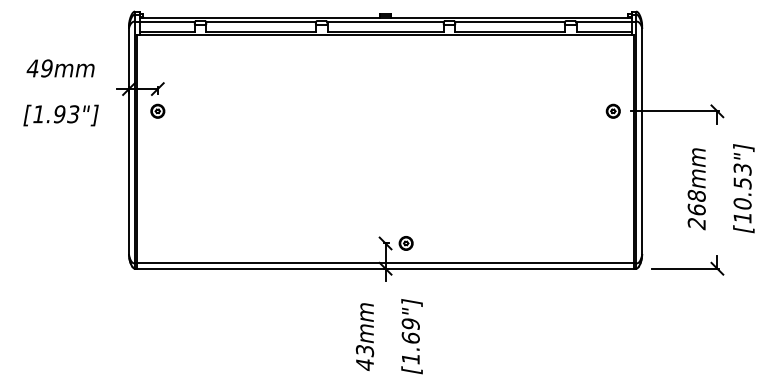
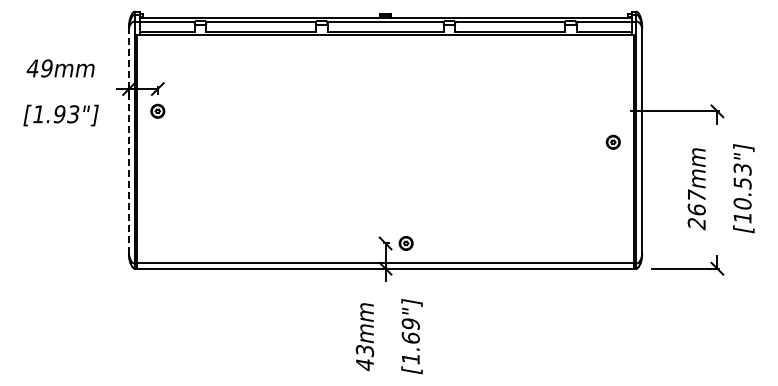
part position: (612, 110) -> (612, 141) (612, 141)
line: solid -> dashed (129, 140)
text: 268mm -> 267mm (696, 195)
